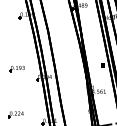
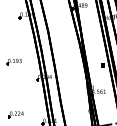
part position: (16, 68) -> (13, 61) (13, 61)
